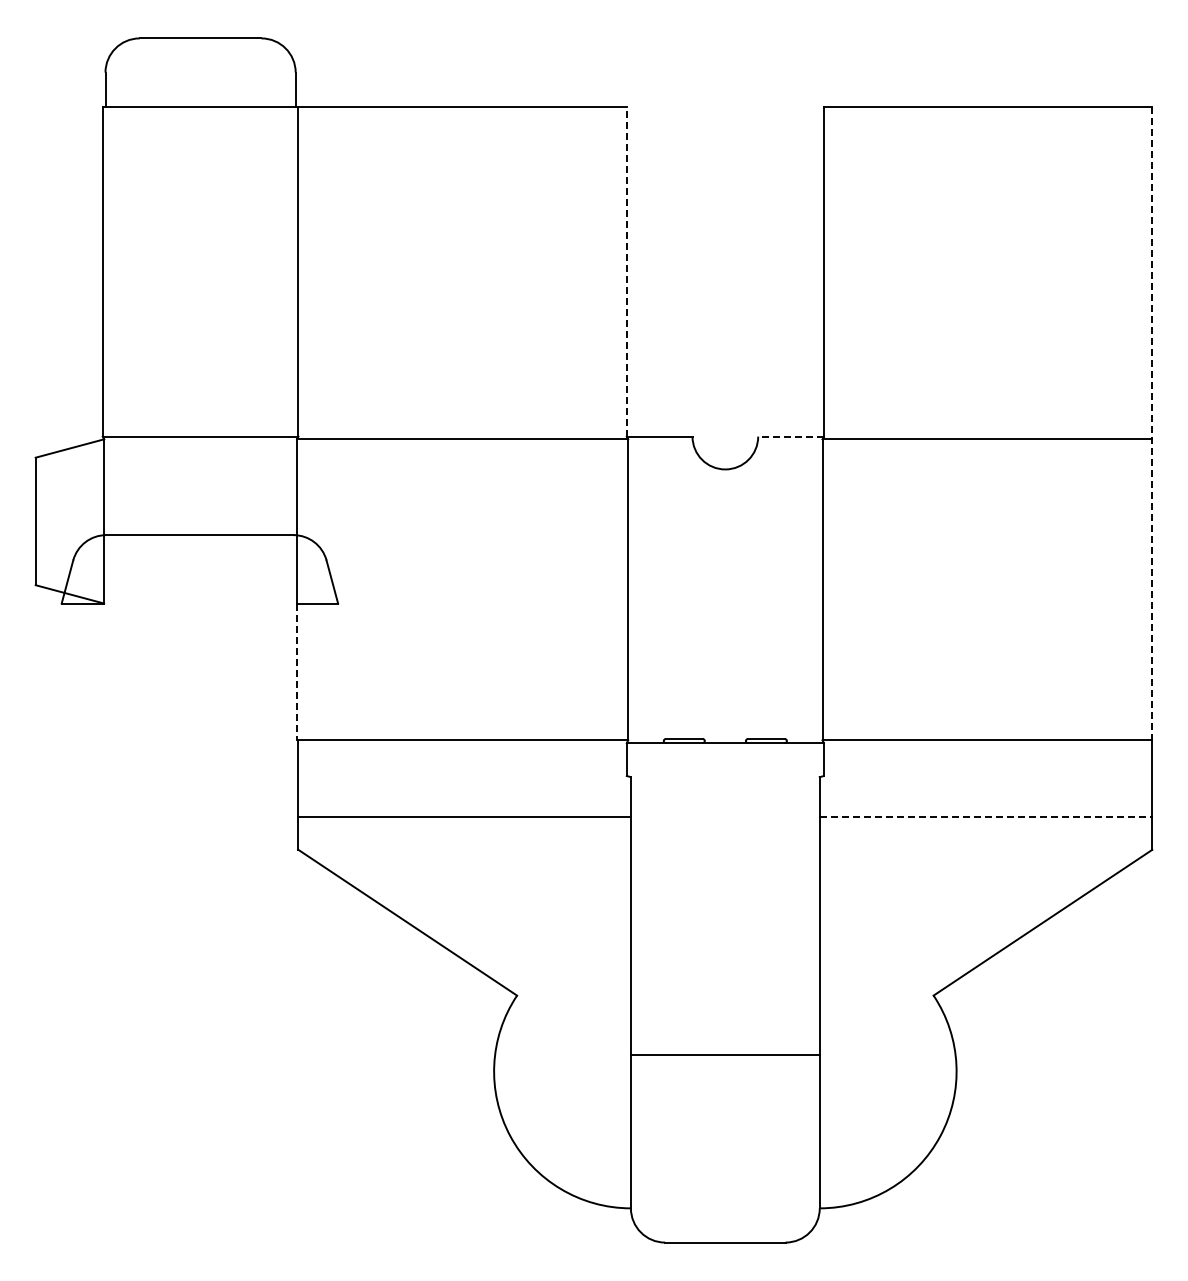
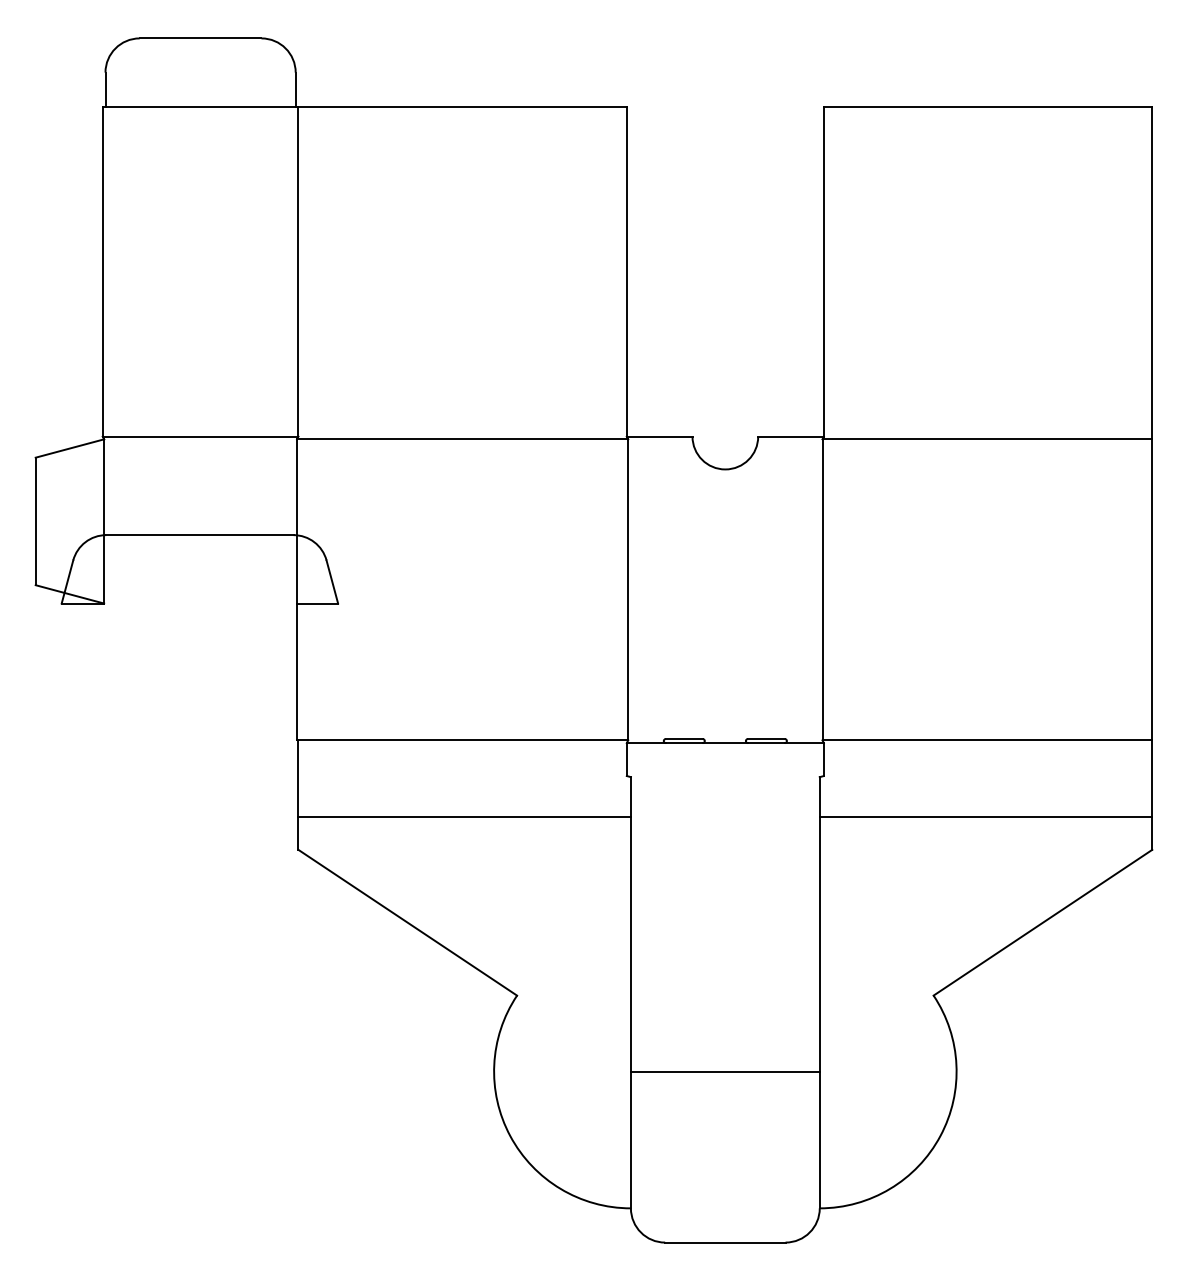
line: dashed -> solid (626, 271)
line: dashed -> solid (1152, 423)
line: dashed -> solid (791, 436)
line: dashed -> solid (297, 672)
line: dashed -> solid (986, 817)
line position: (724, 1054) -> (724, 1071) (724, 1071)
